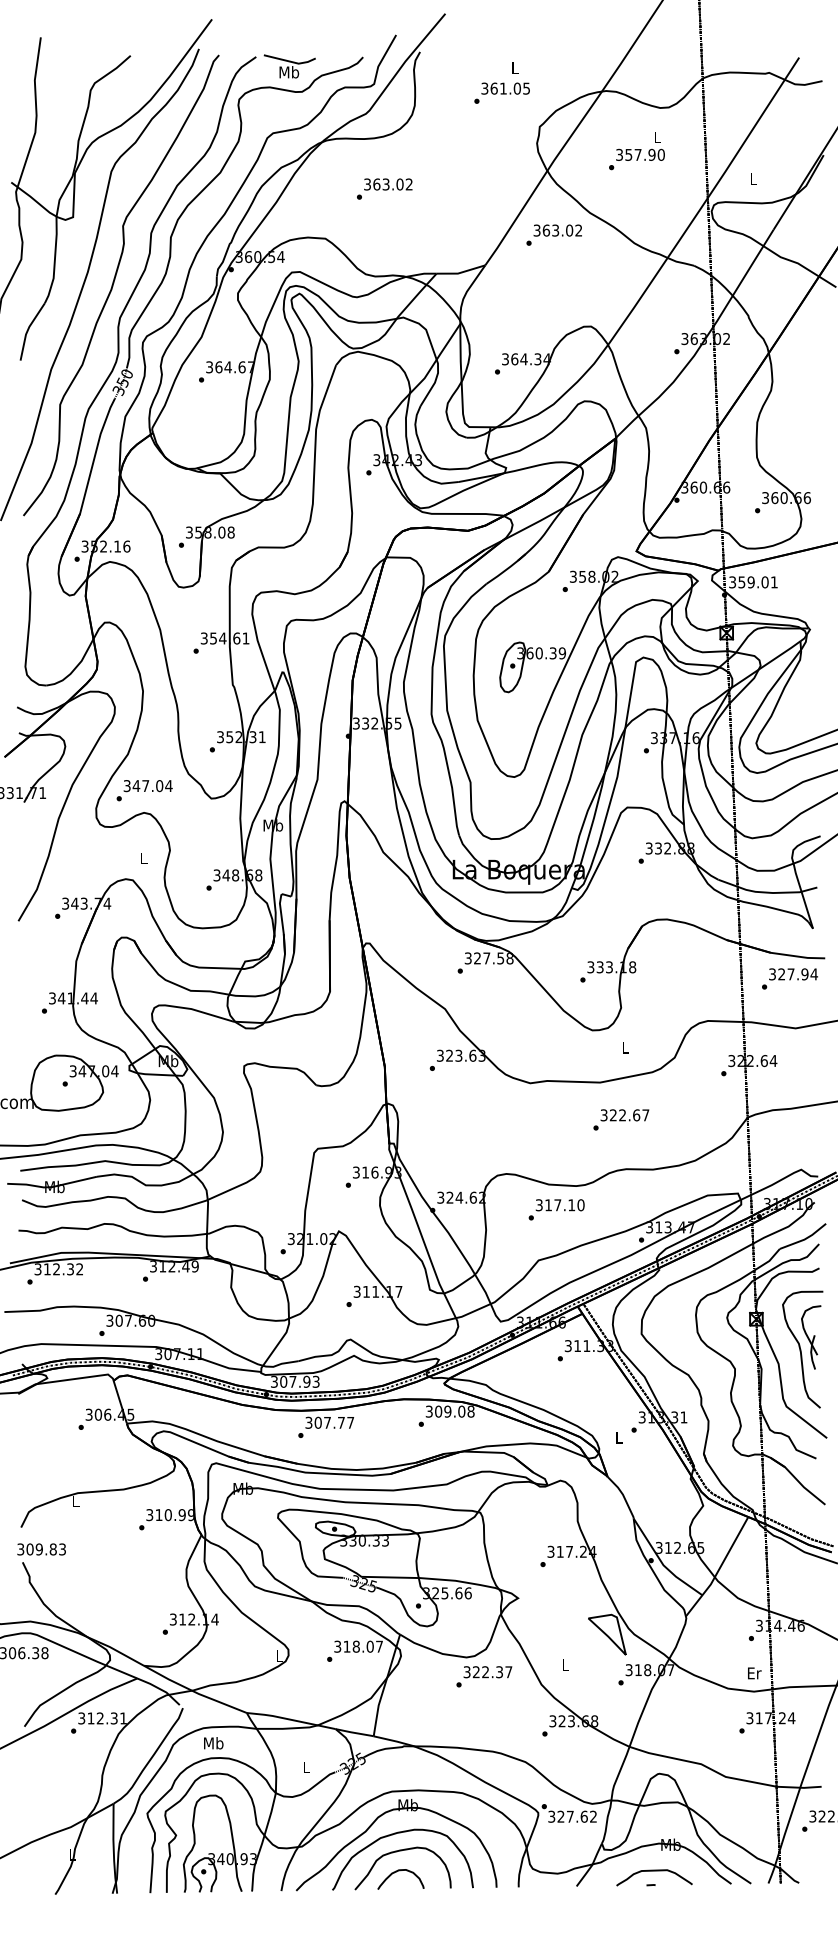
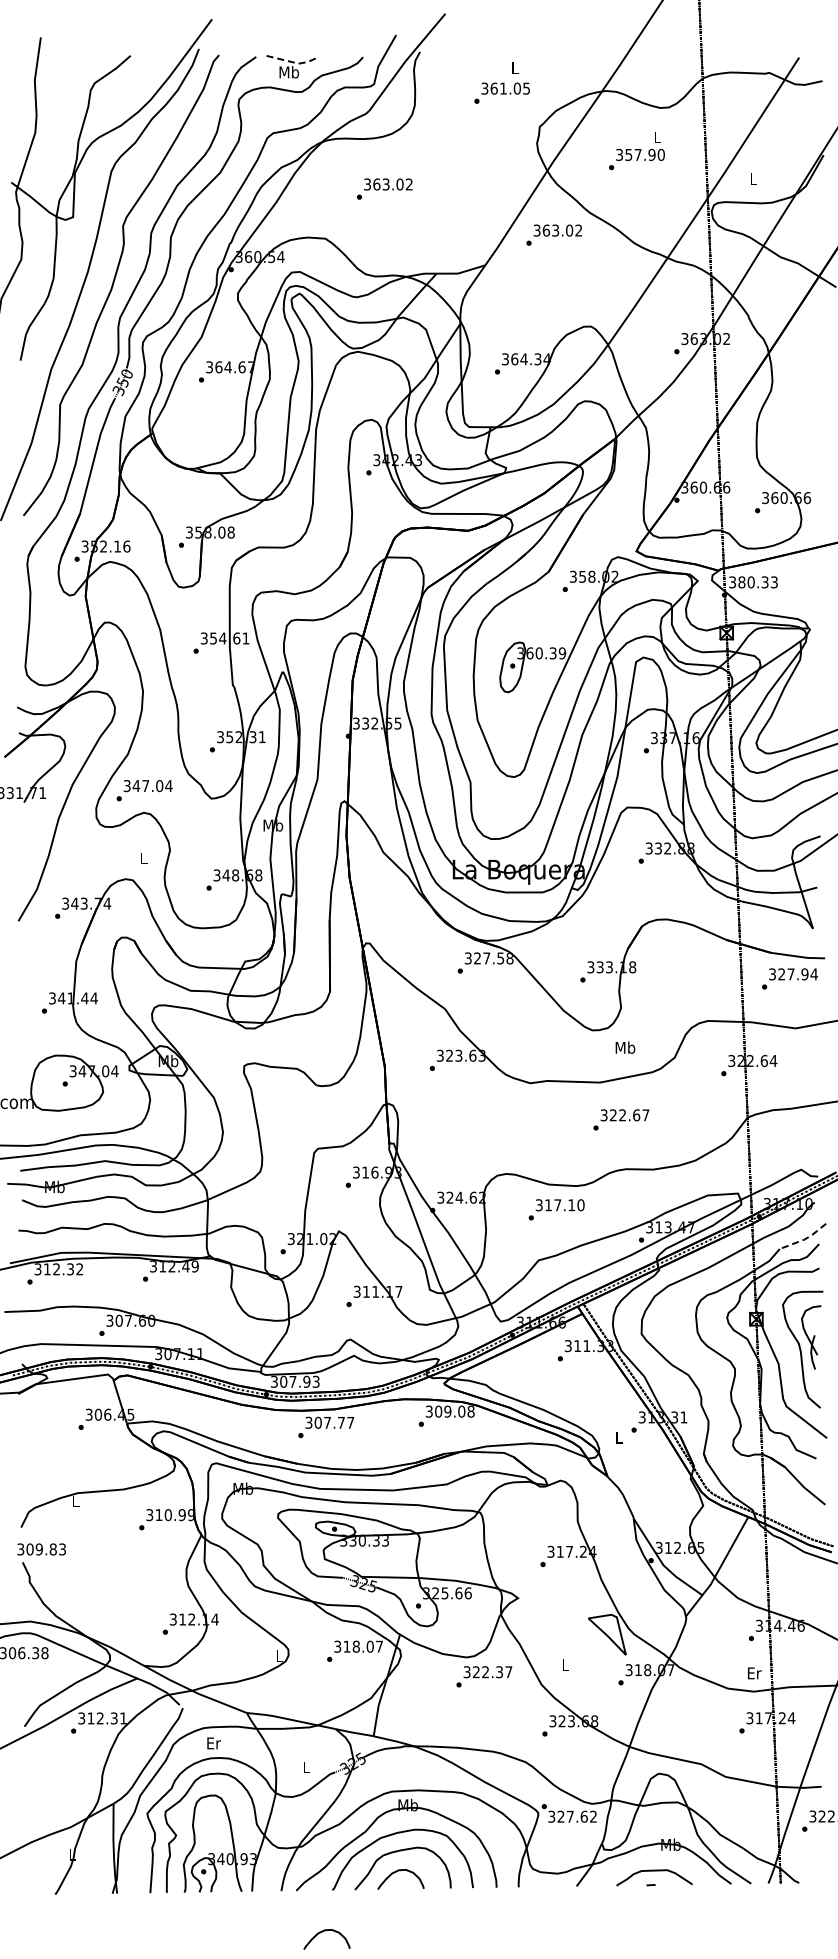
line: solid -> dashed (290, 61)
text: 359.01 -> 380.33 (757, 582)
text: L -> Mb (625, 1047)
line: solid -> dashed (804, 1239)
text: Mb -> Er (213, 1743)
curve: none -> present (326, 1931)
